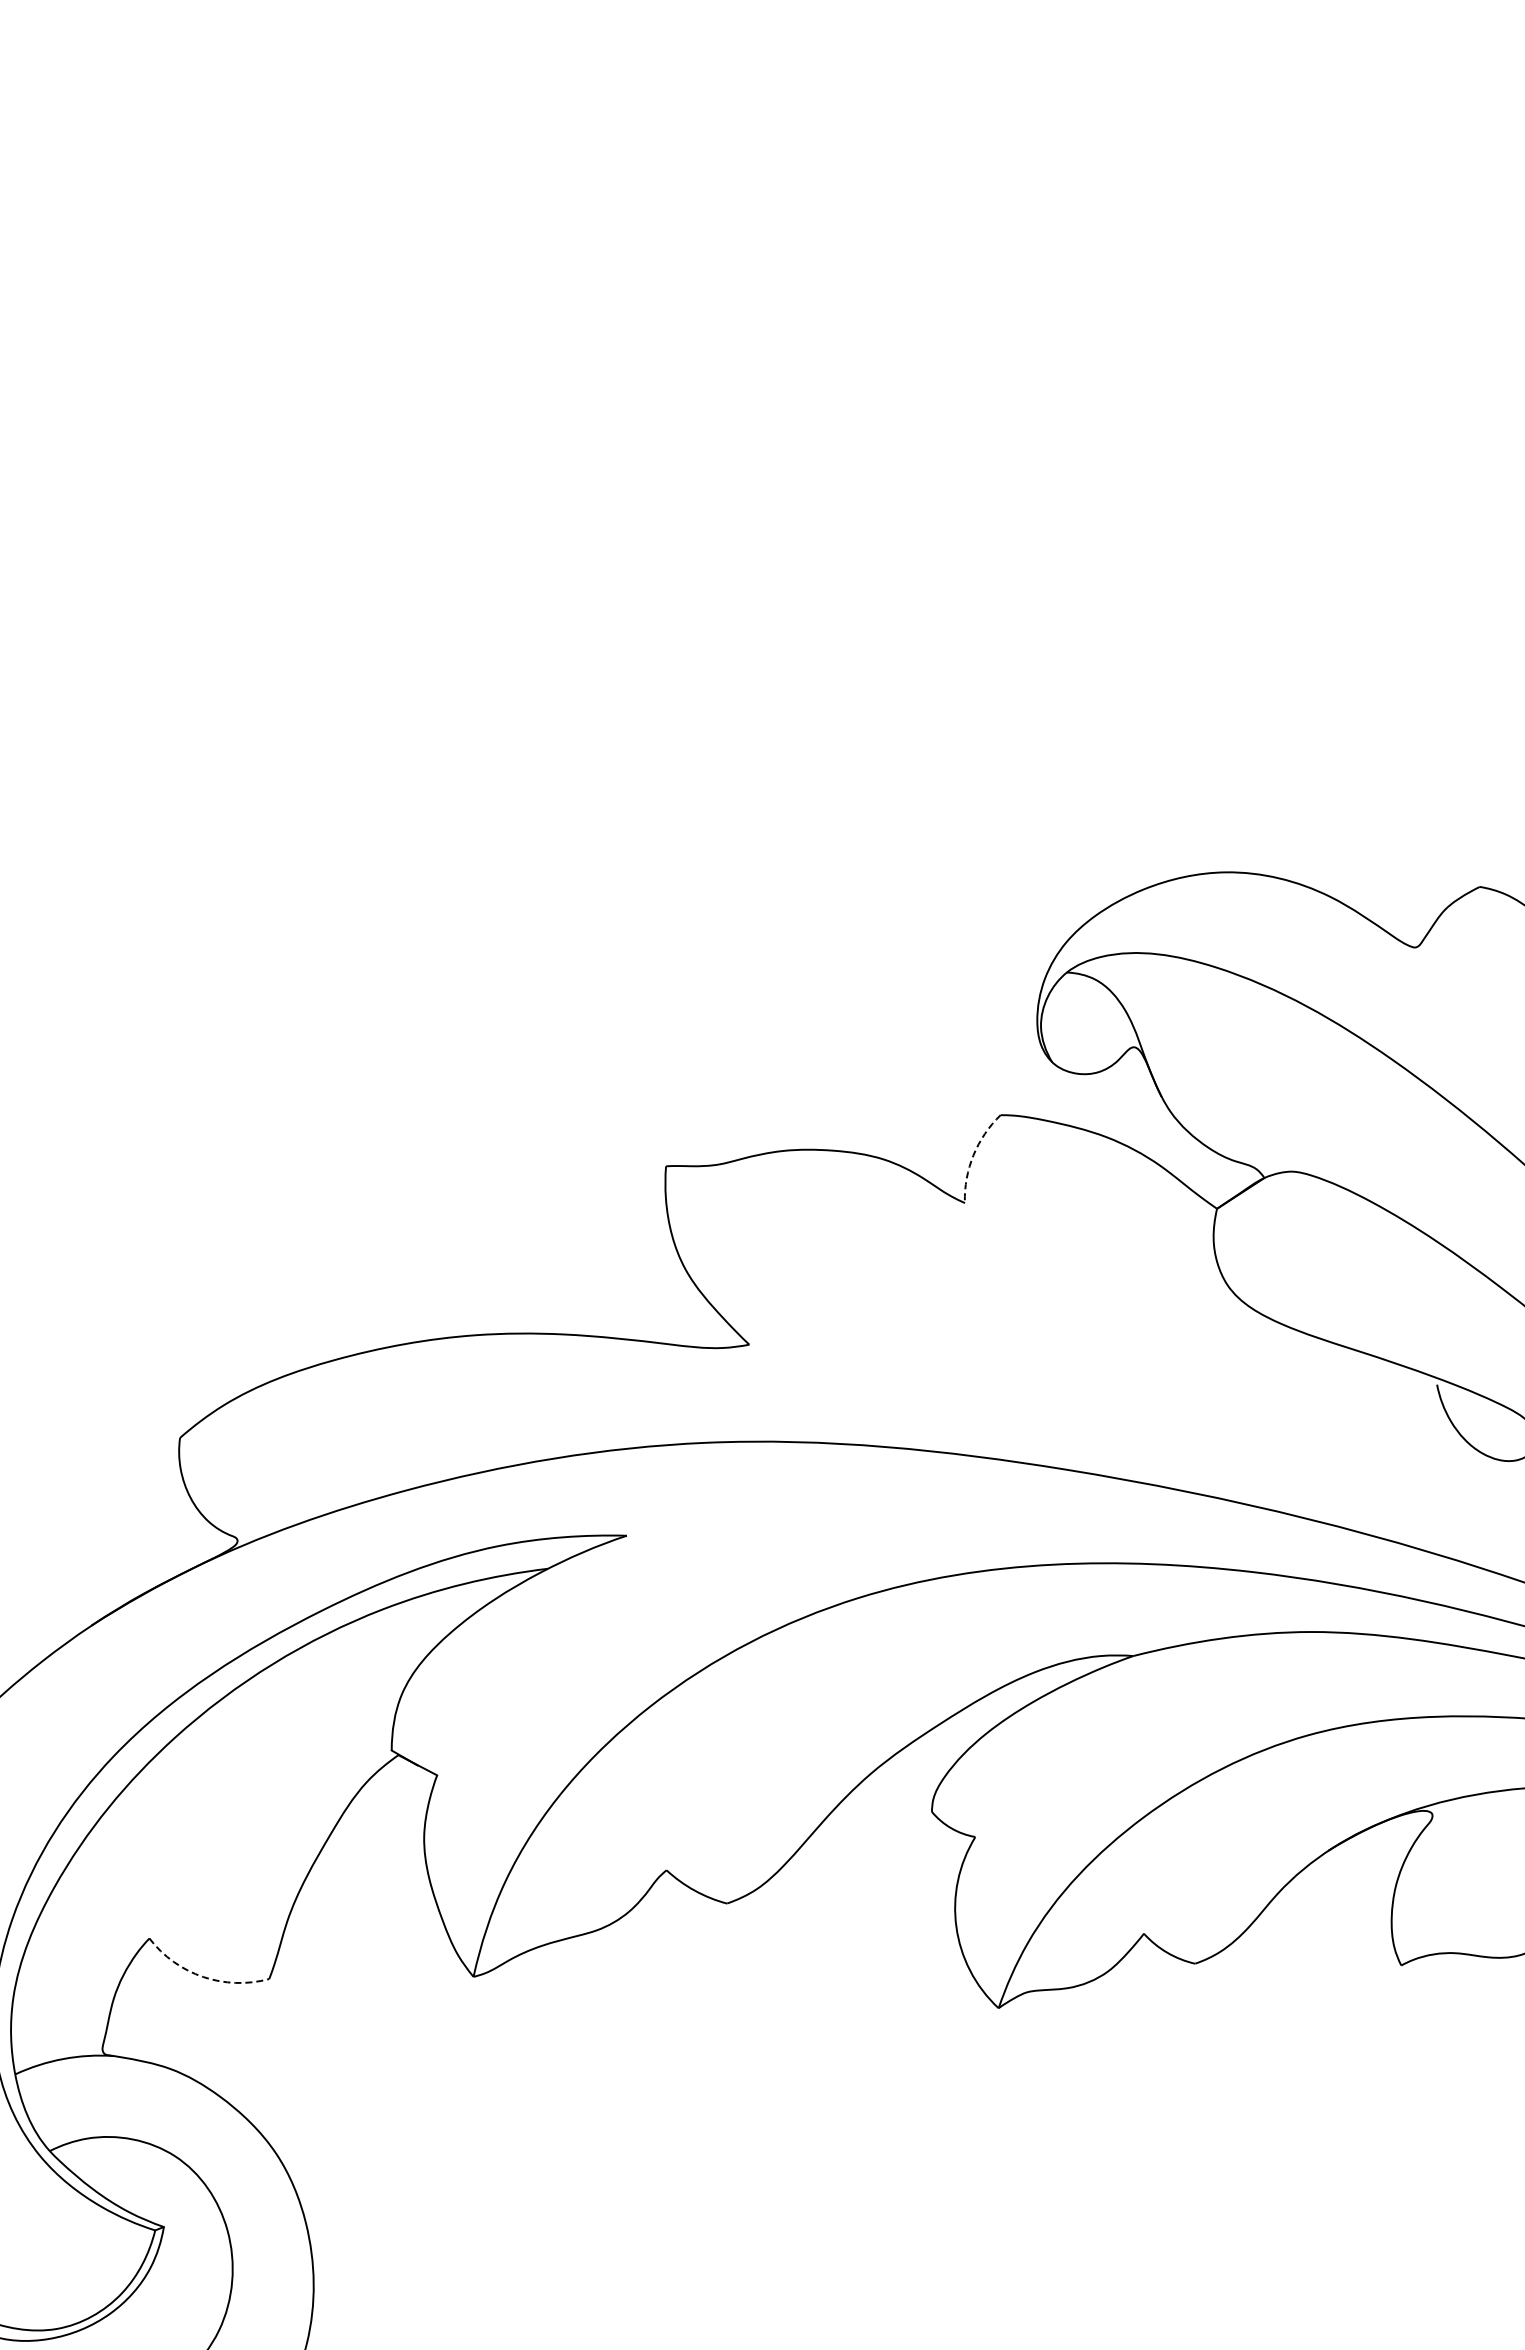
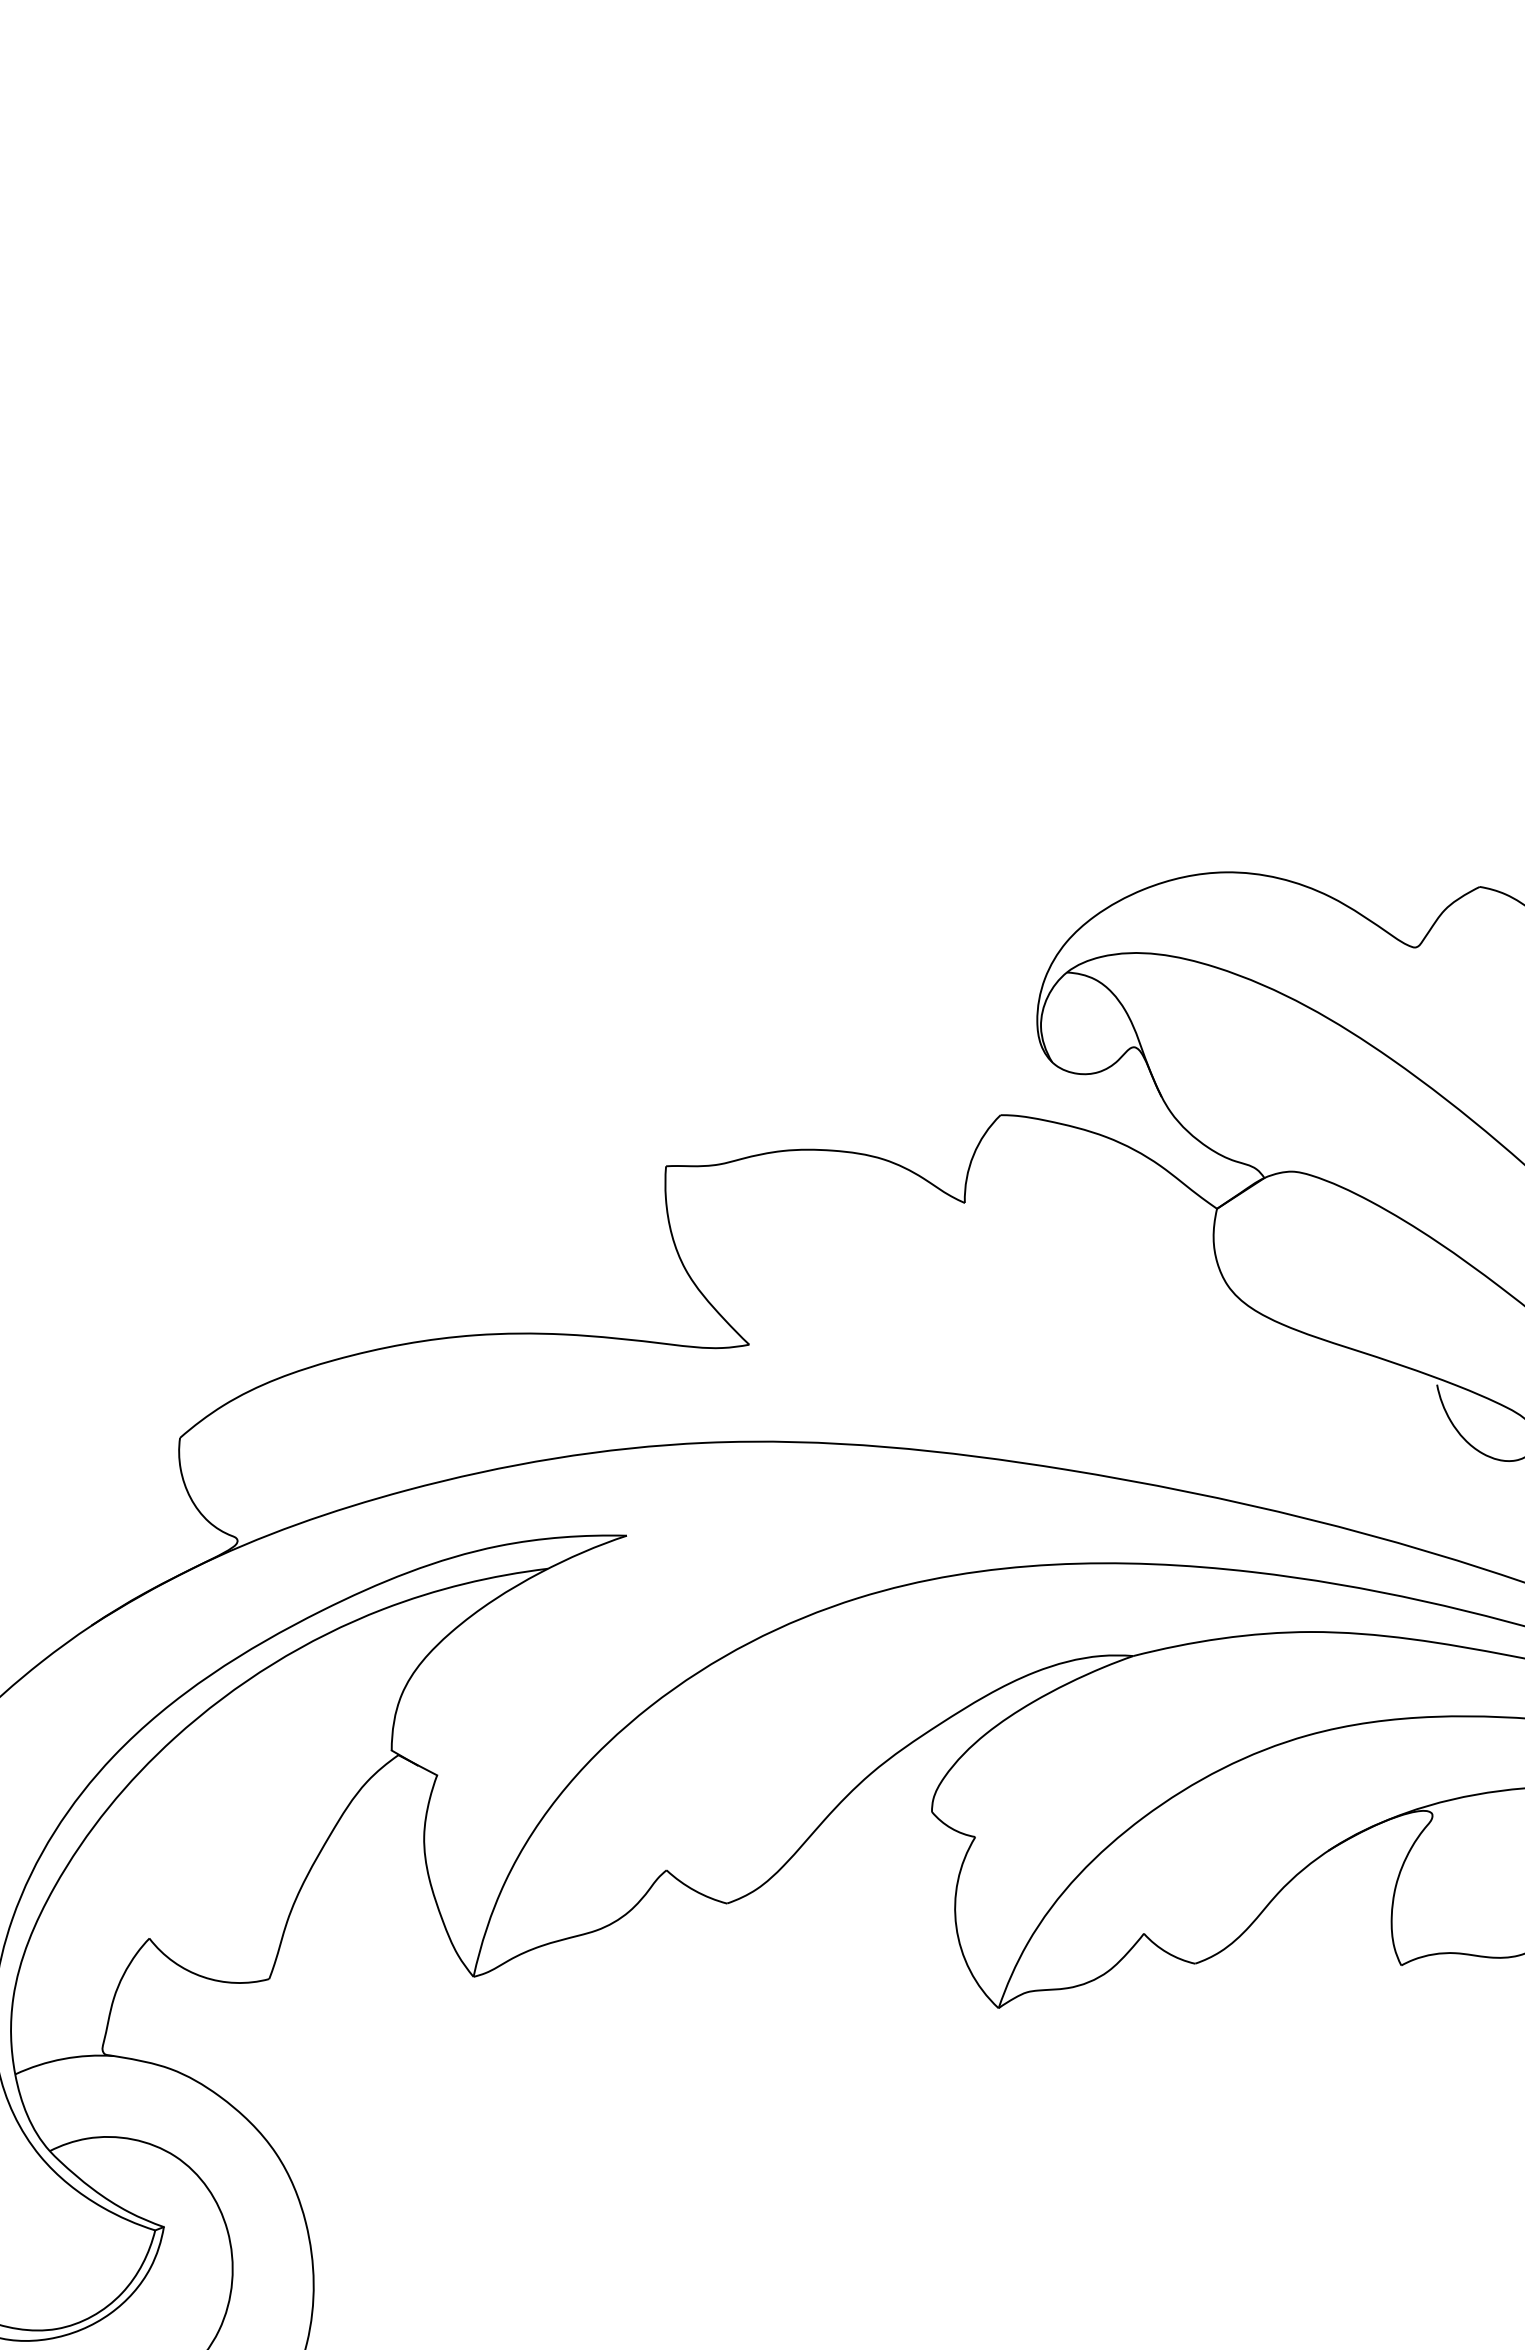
arc: dashed -> solid (973, 1155)
arc: dashed -> solid (203, 1976)
